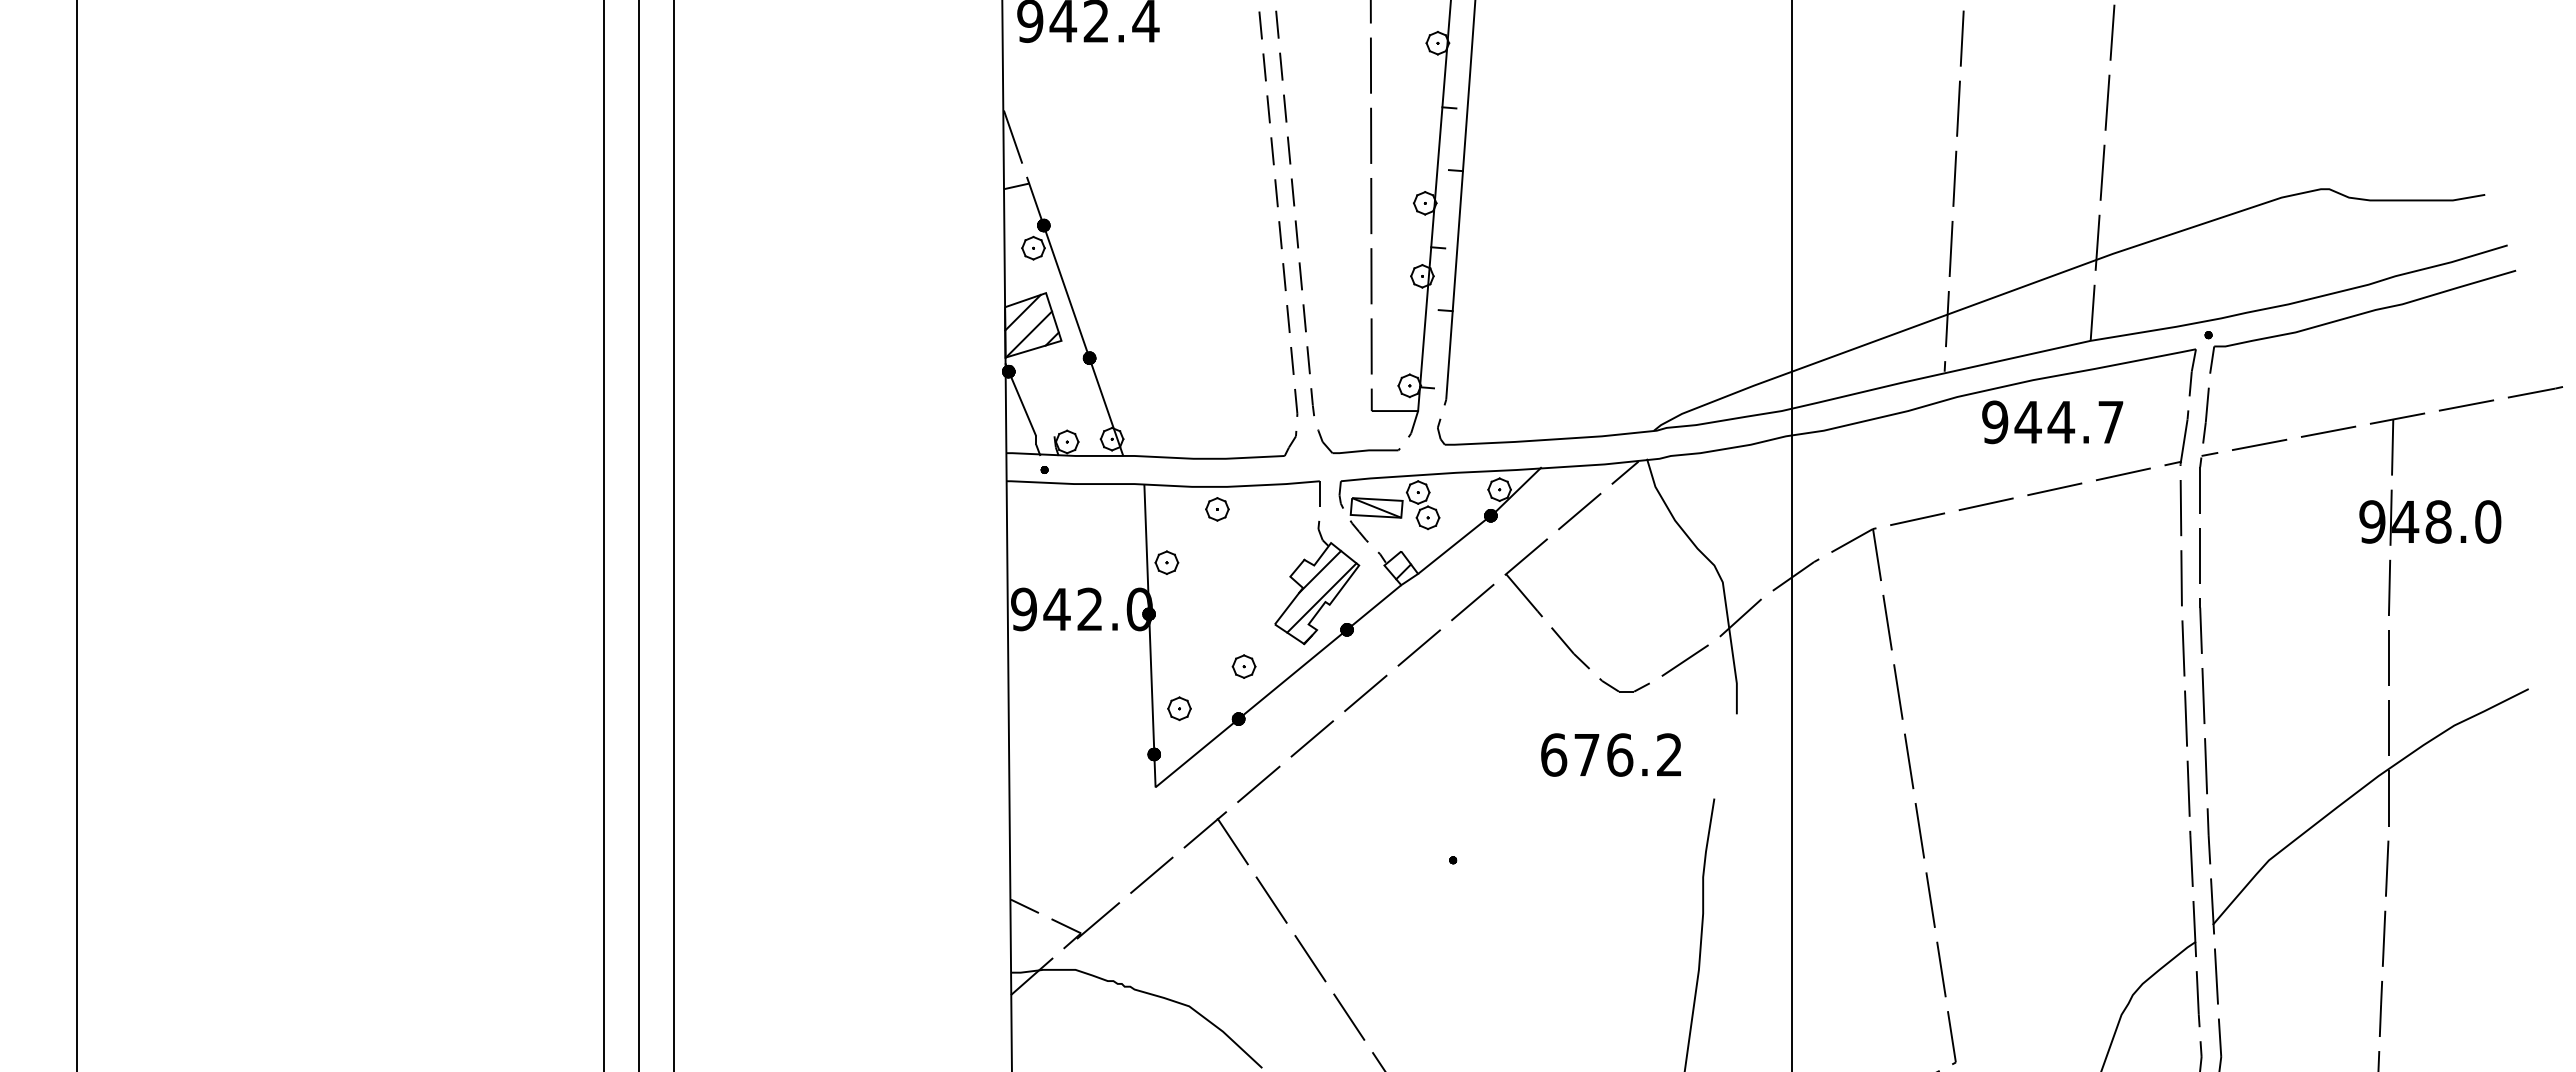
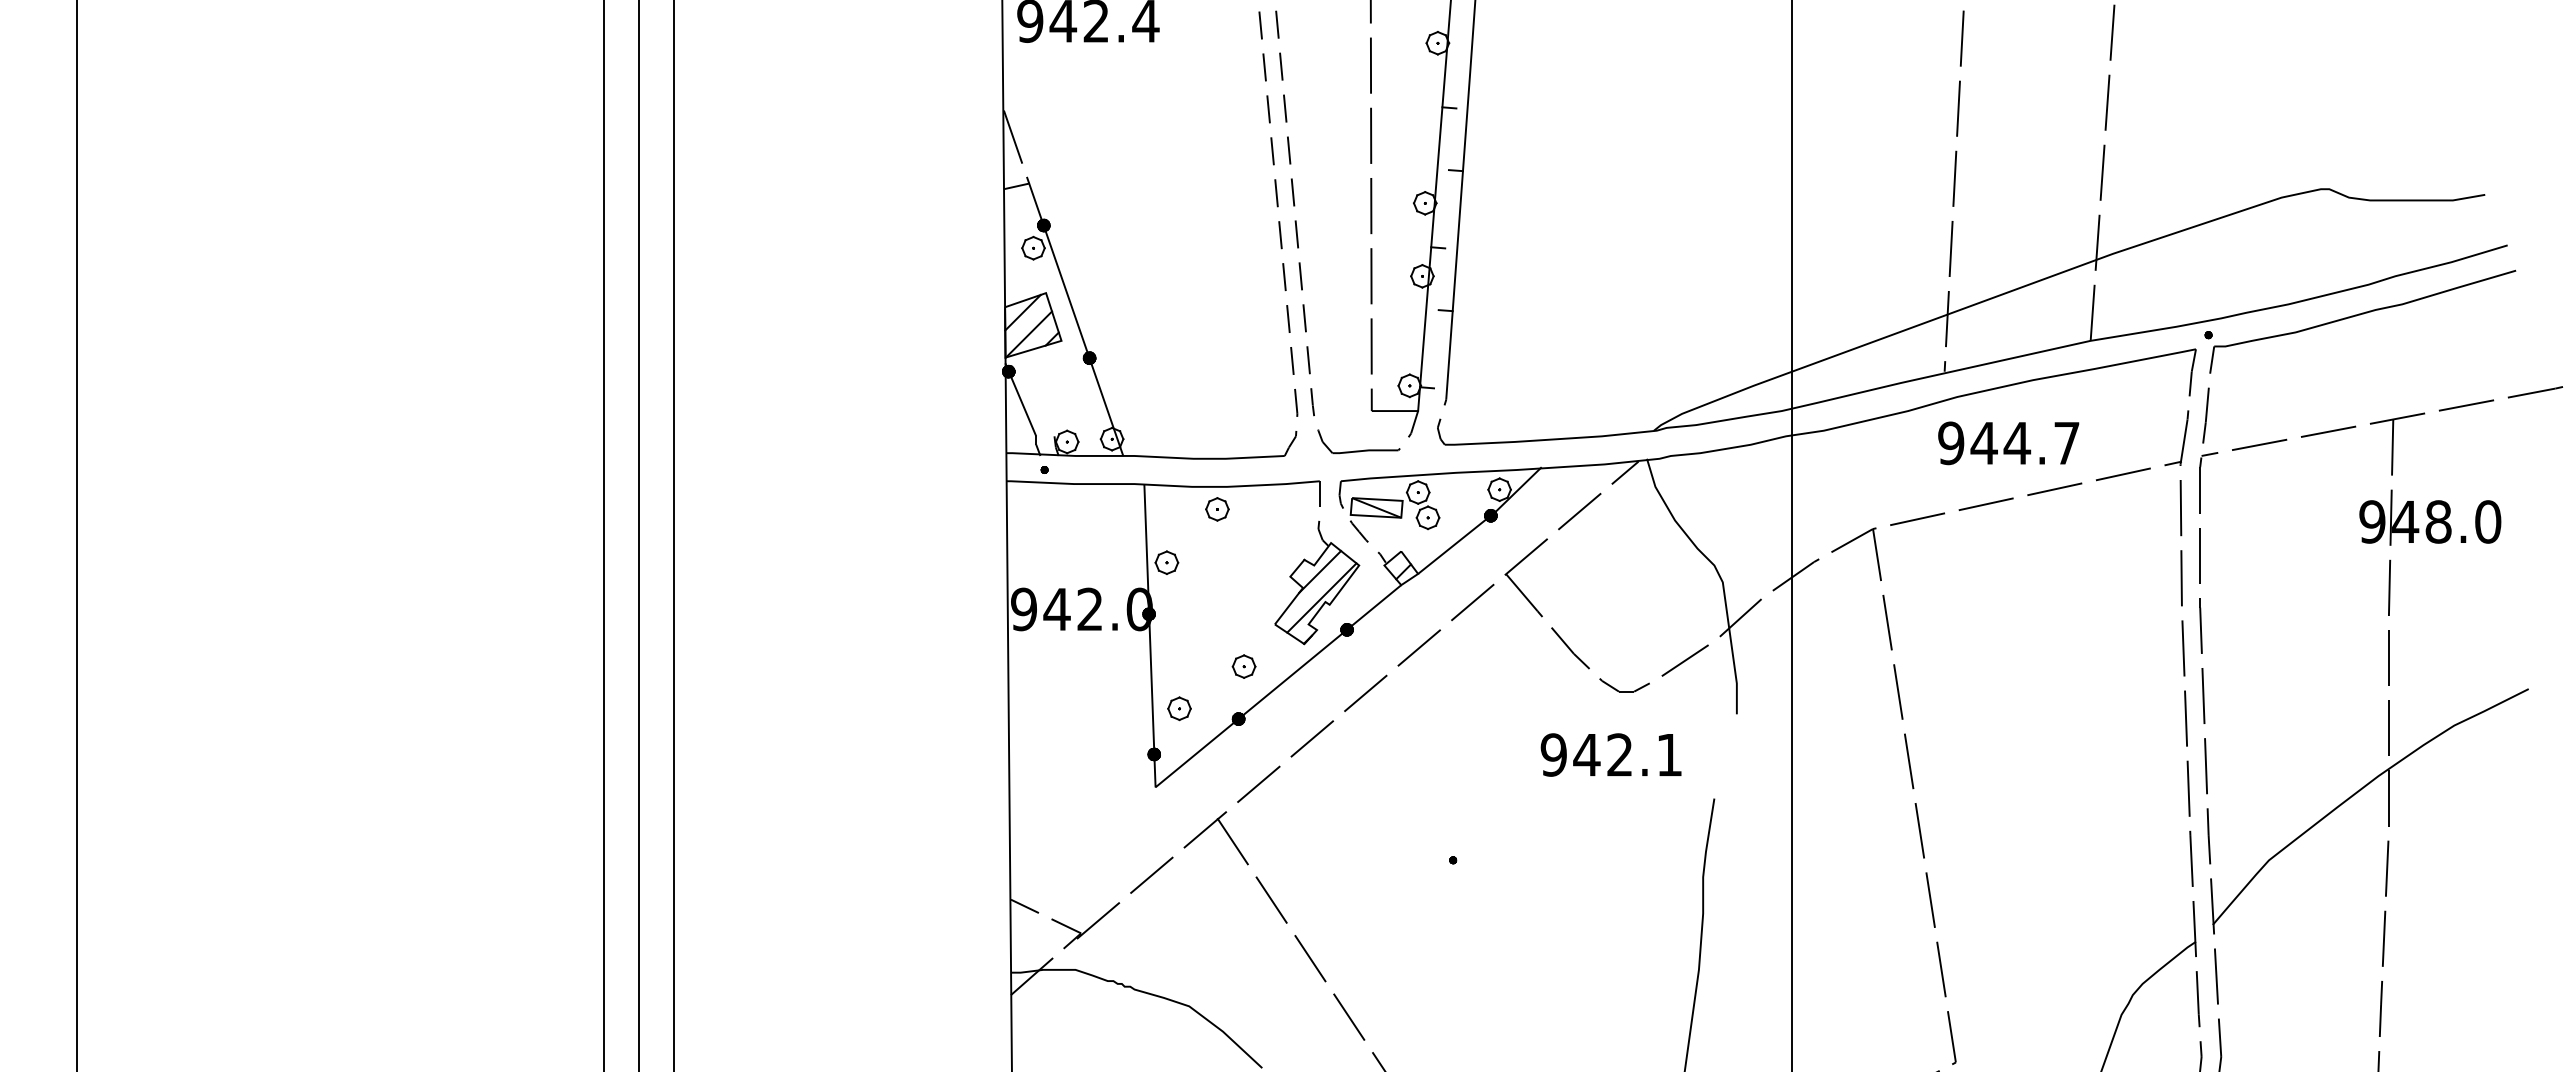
text position: (2052, 422) -> (2008, 443) (2008, 443)
text: 676.2 -> 942.1 (1610, 754)
